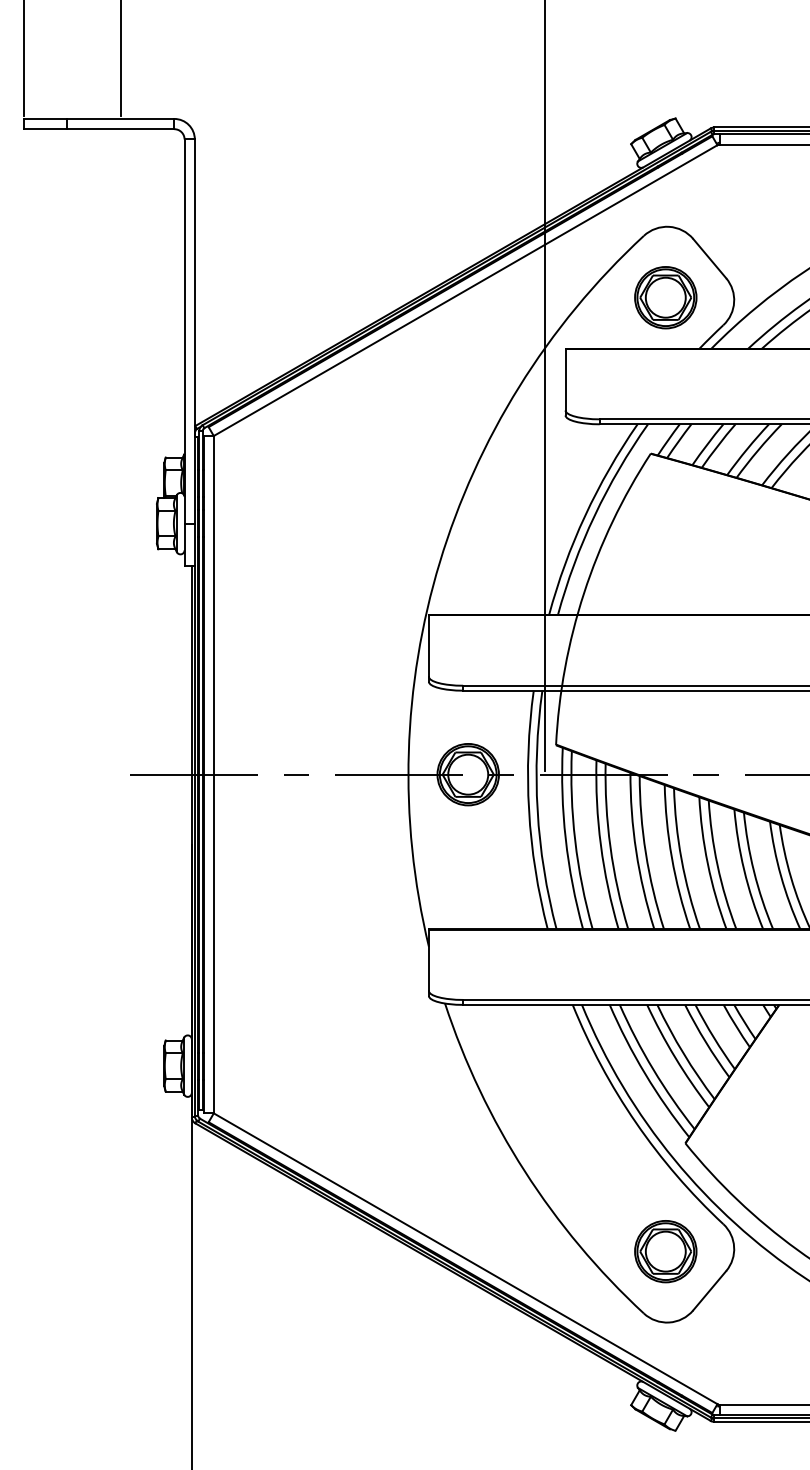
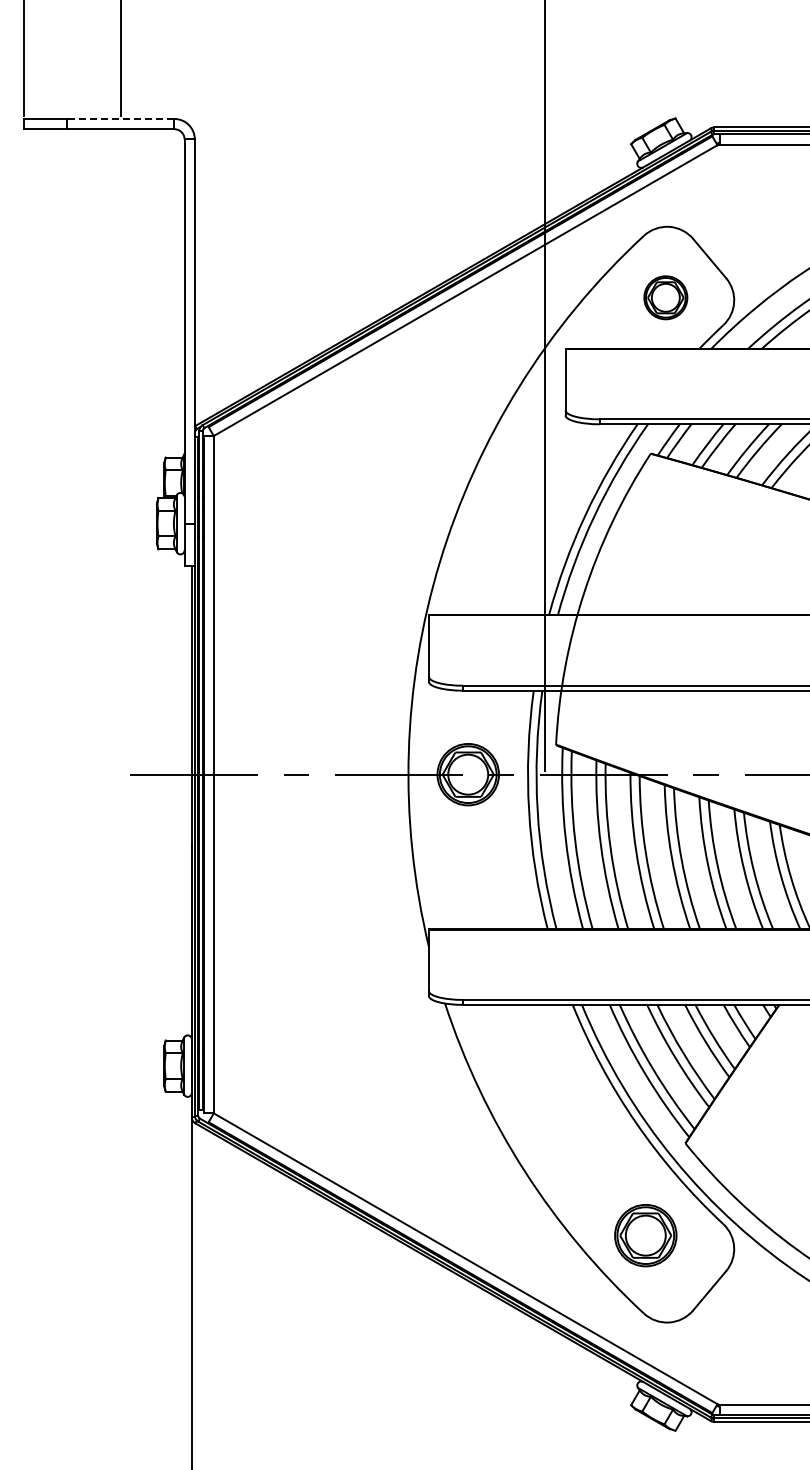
line: solid -> dashed (120, 118)
part size: 64x64 px -> 46x46 px (665, 297)
part position: (665, 1251) -> (645, 1235) (645, 1235)
